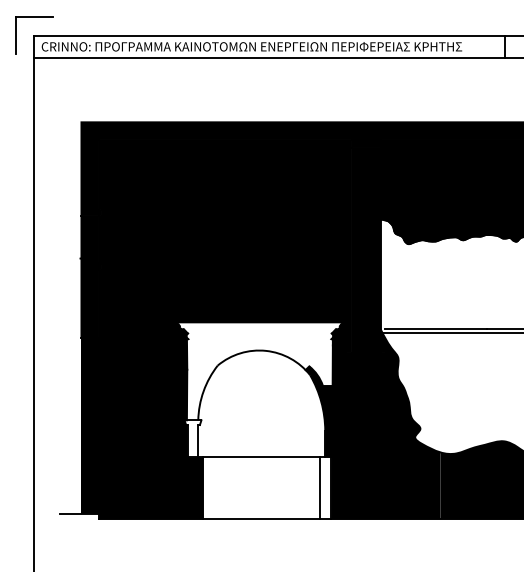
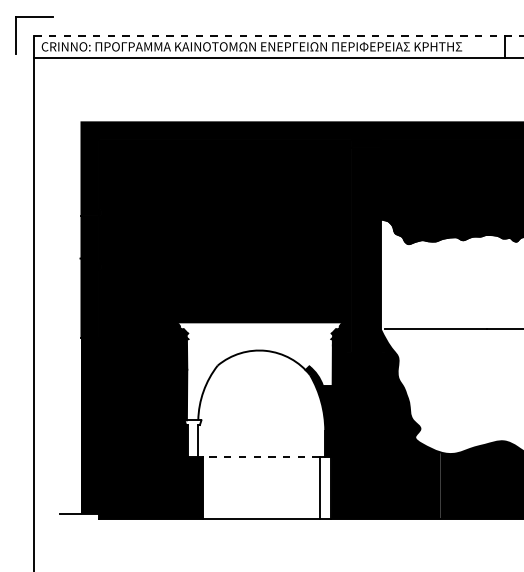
line: solid -> dashed (278, 35)
line: present -> none (451, 332)
line: solid -> dashed (261, 457)
